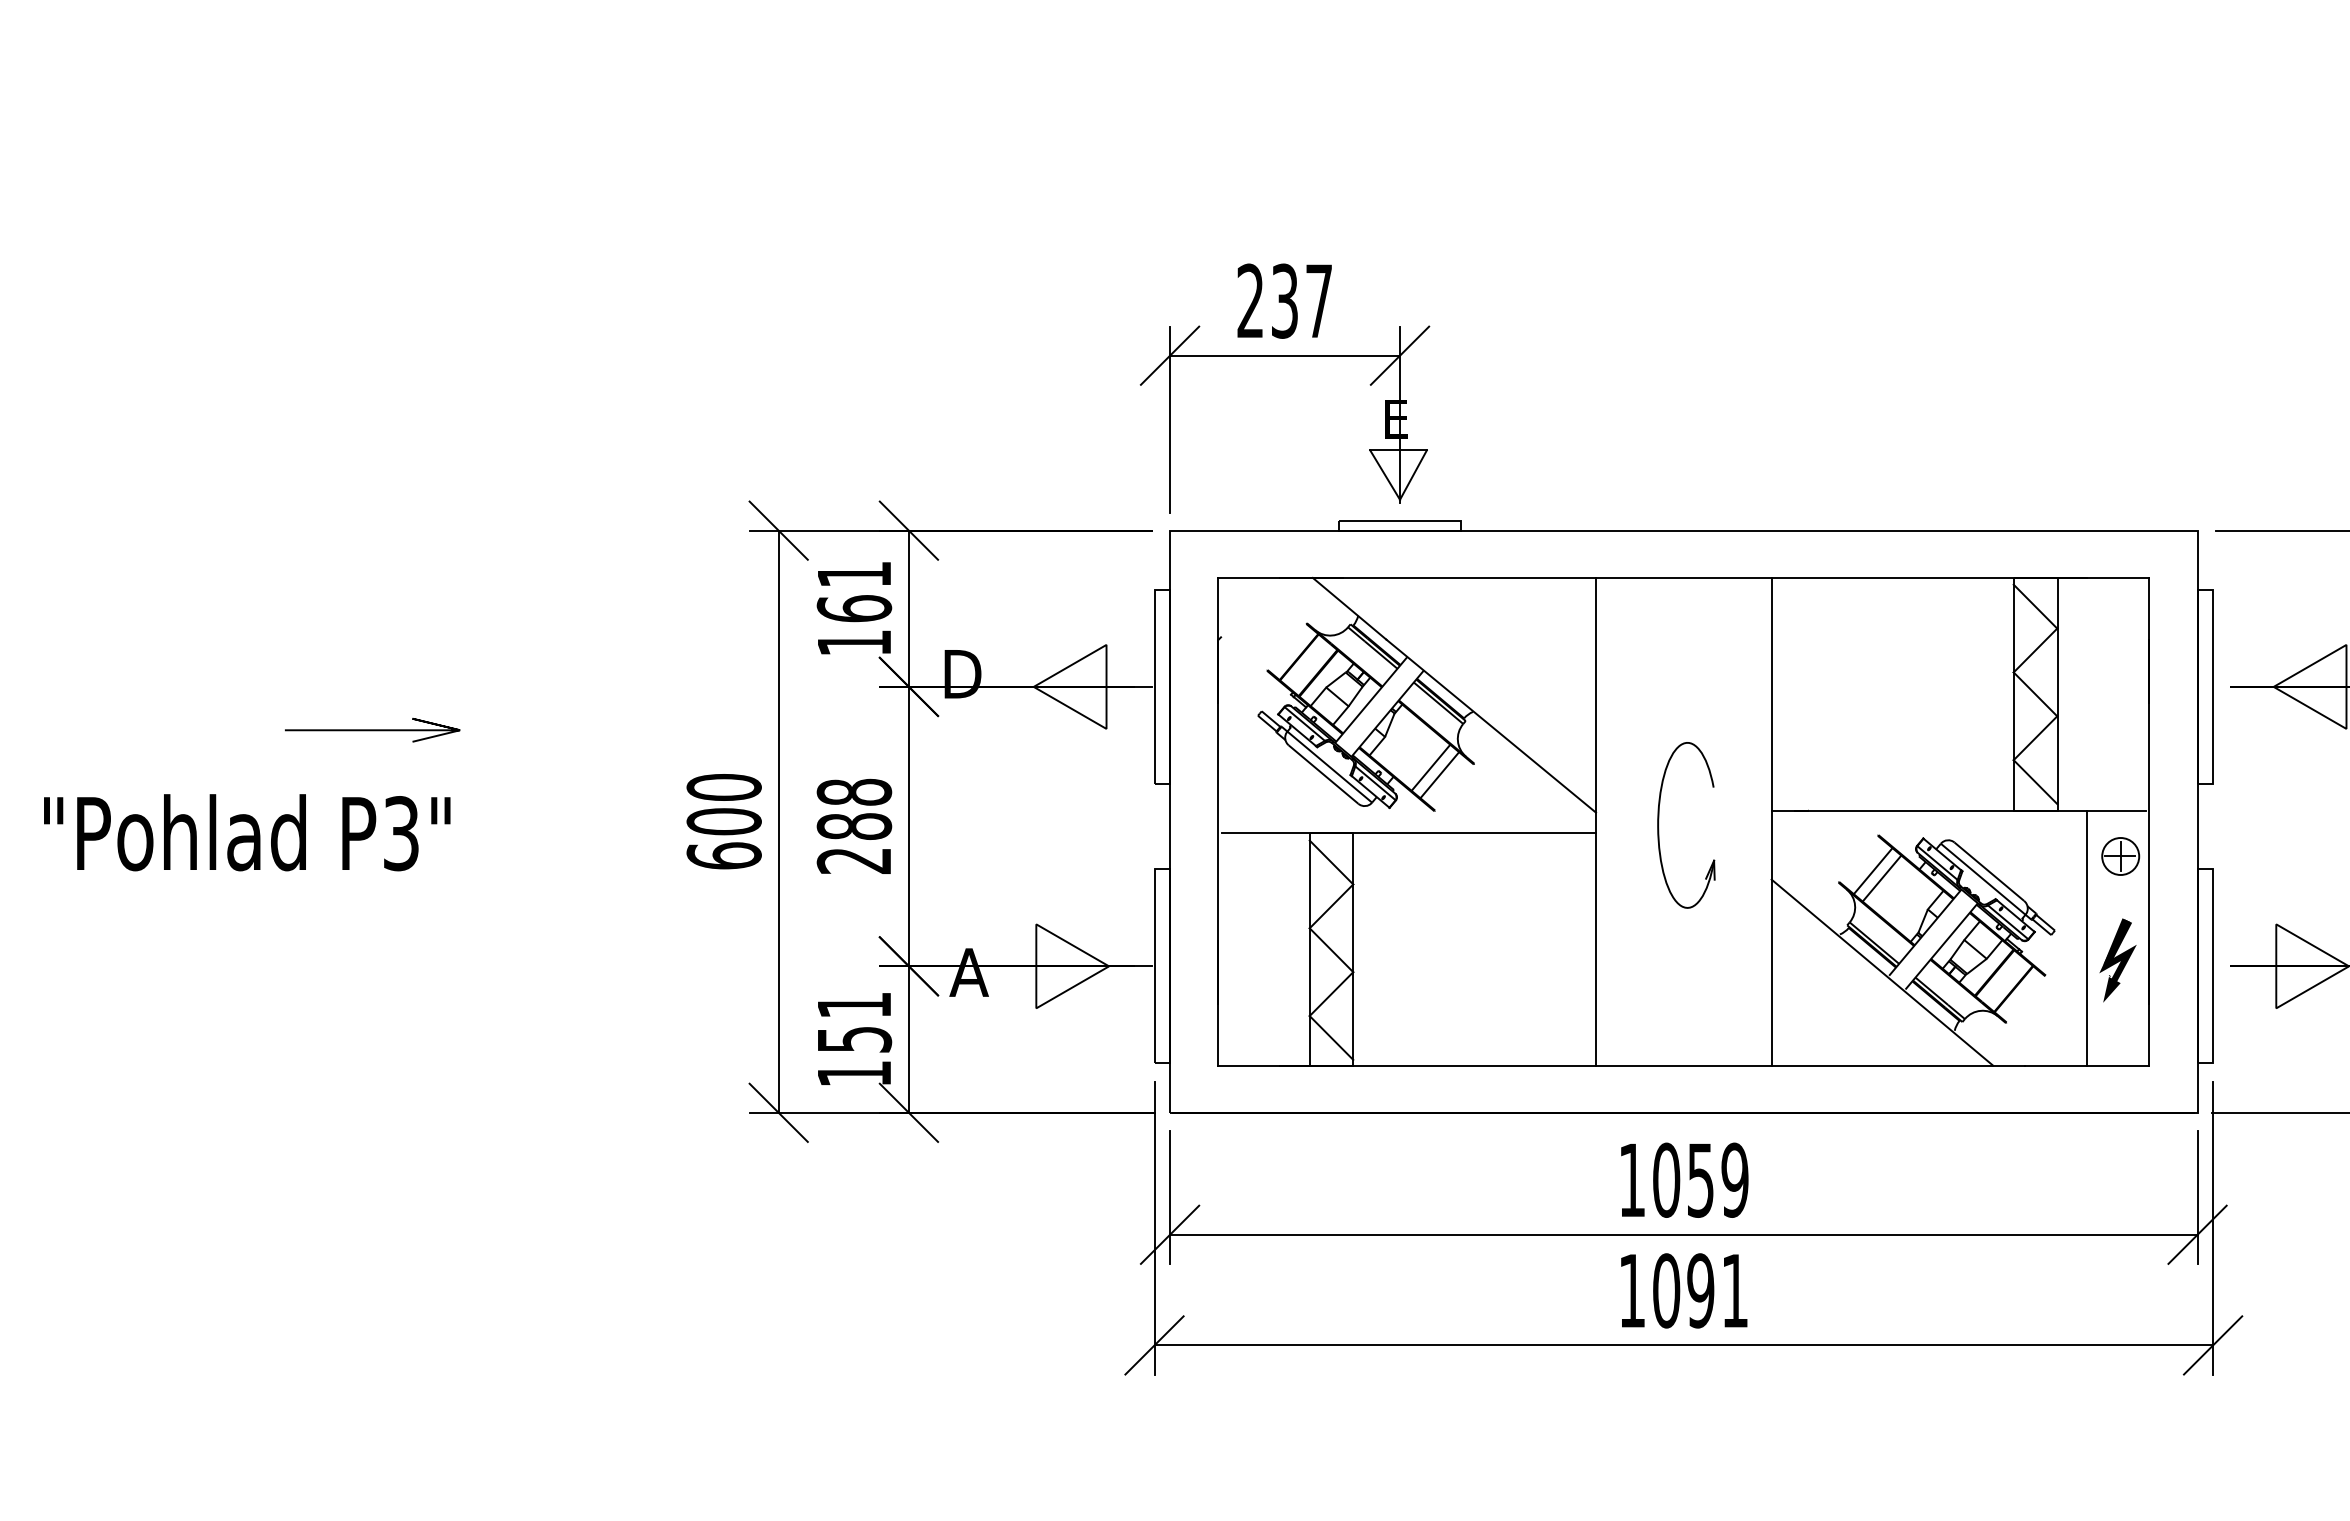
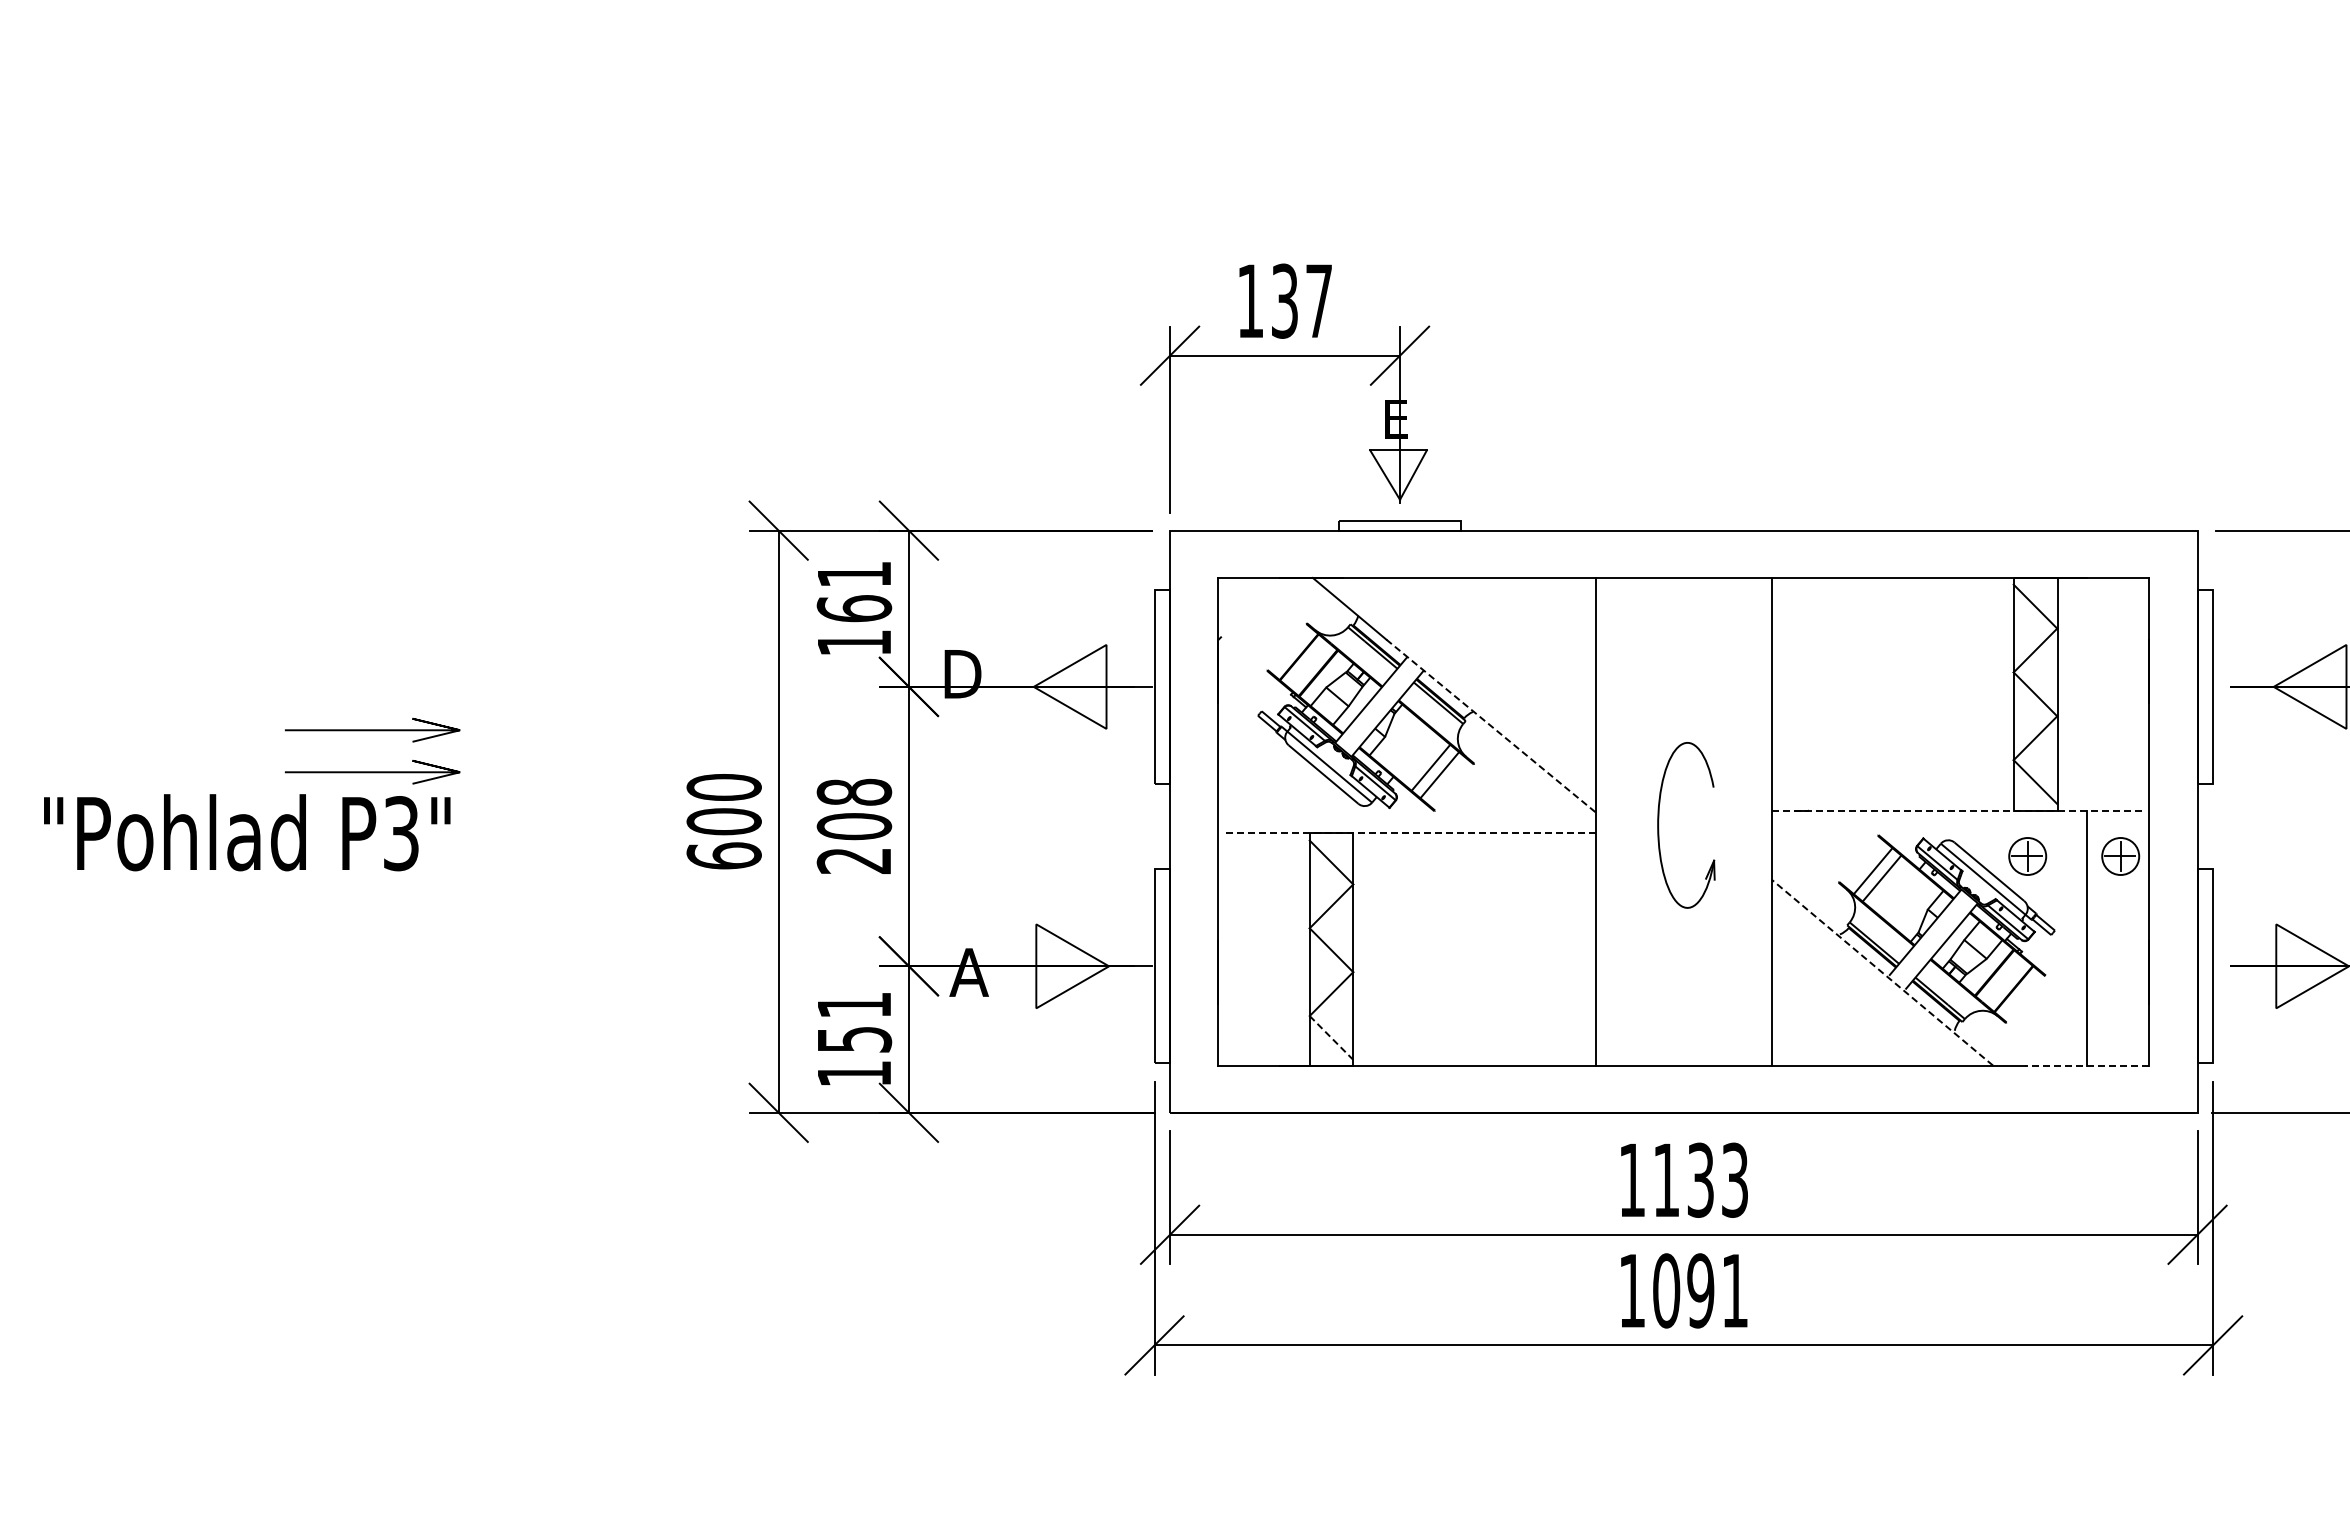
text: 237 -> 137 (1249, 300)
line: solid -> dashed (1491, 726)
line: none -> present (372, 772)
line: solid -> dashed (1959, 810)
text: 288 -> 208 (854, 826)
line: solid -> dashed (1408, 832)
part: none -> present (2027, 856)
part: present -> none (2117, 960)
line: solid -> dashed (1882, 972)
line: solid -> dashed (1331, 1037)
line: solid -> dashed (2086, 1065)
text: 1059 -> 1133 (1700, 1179)
